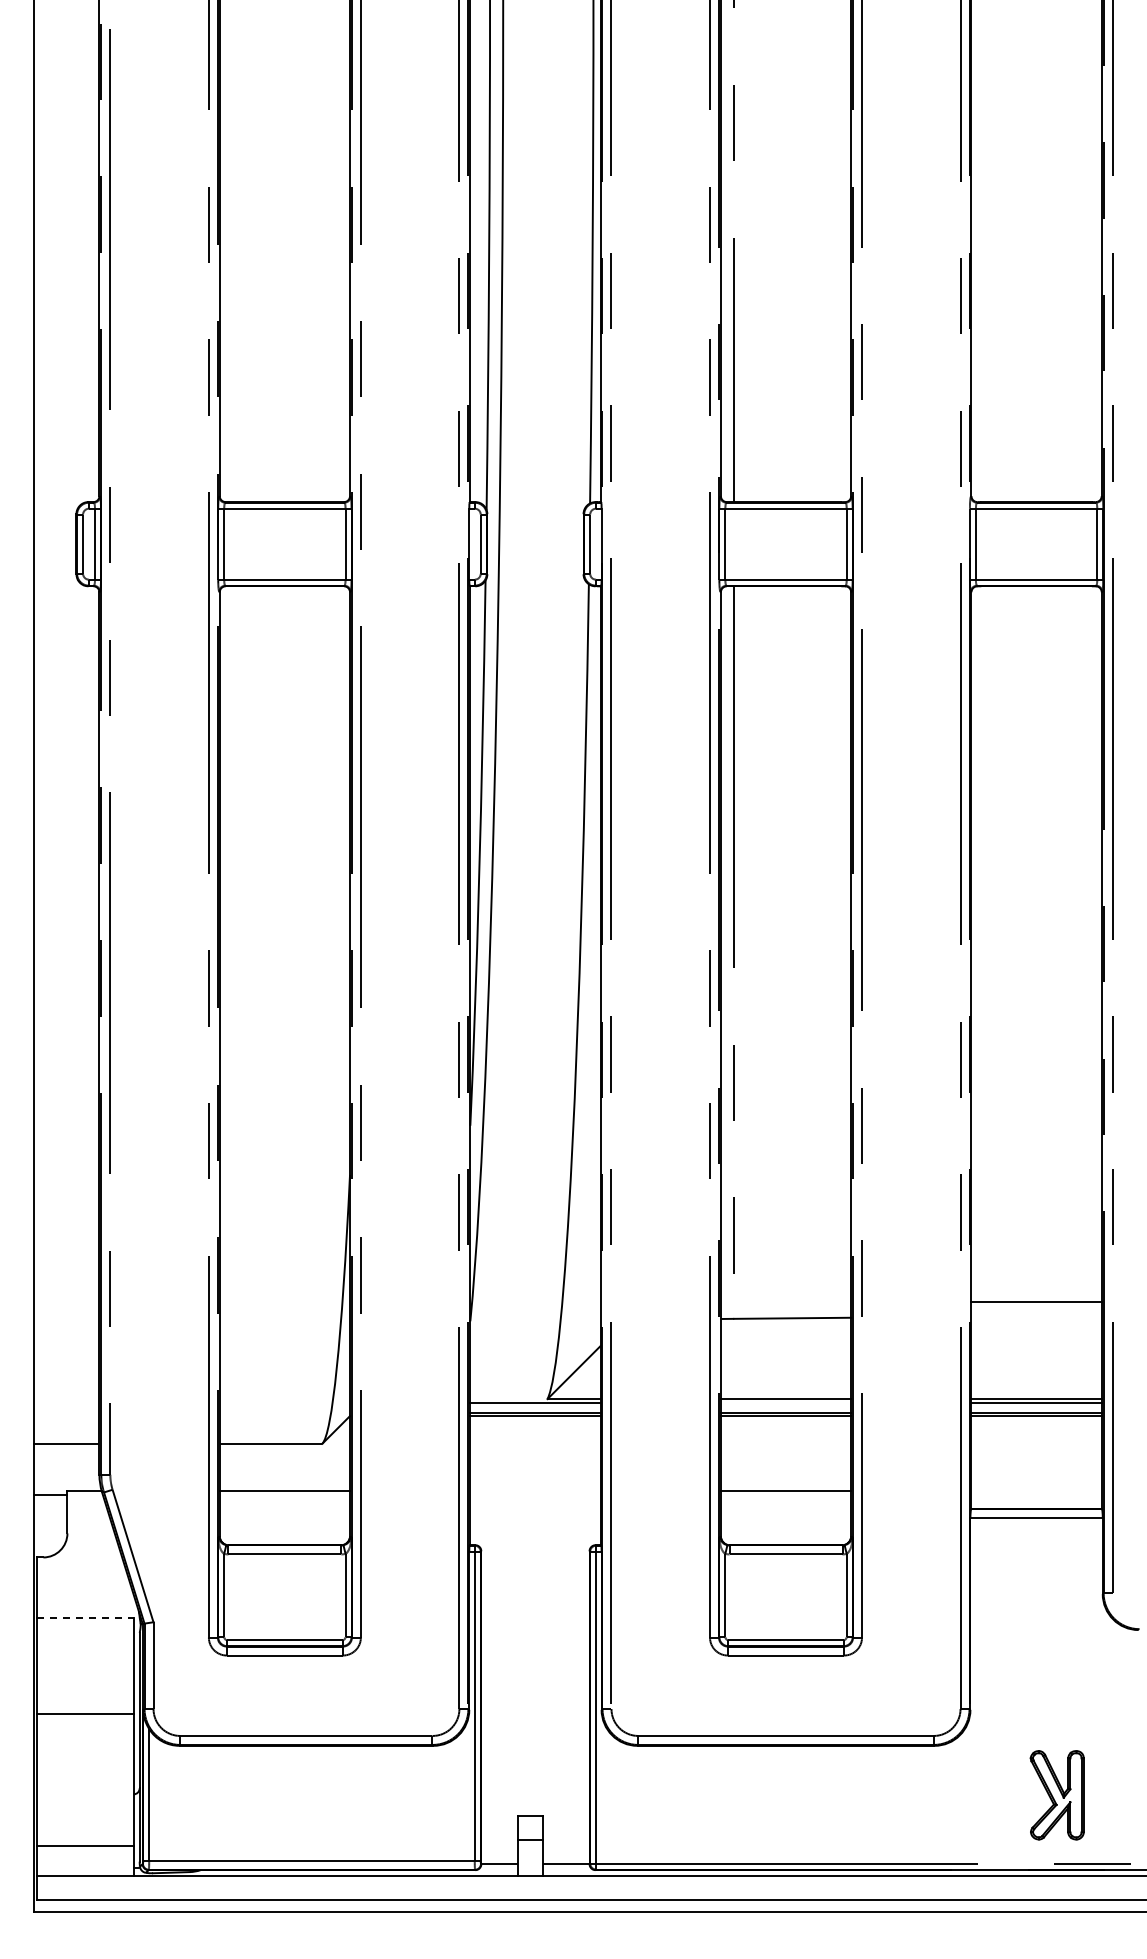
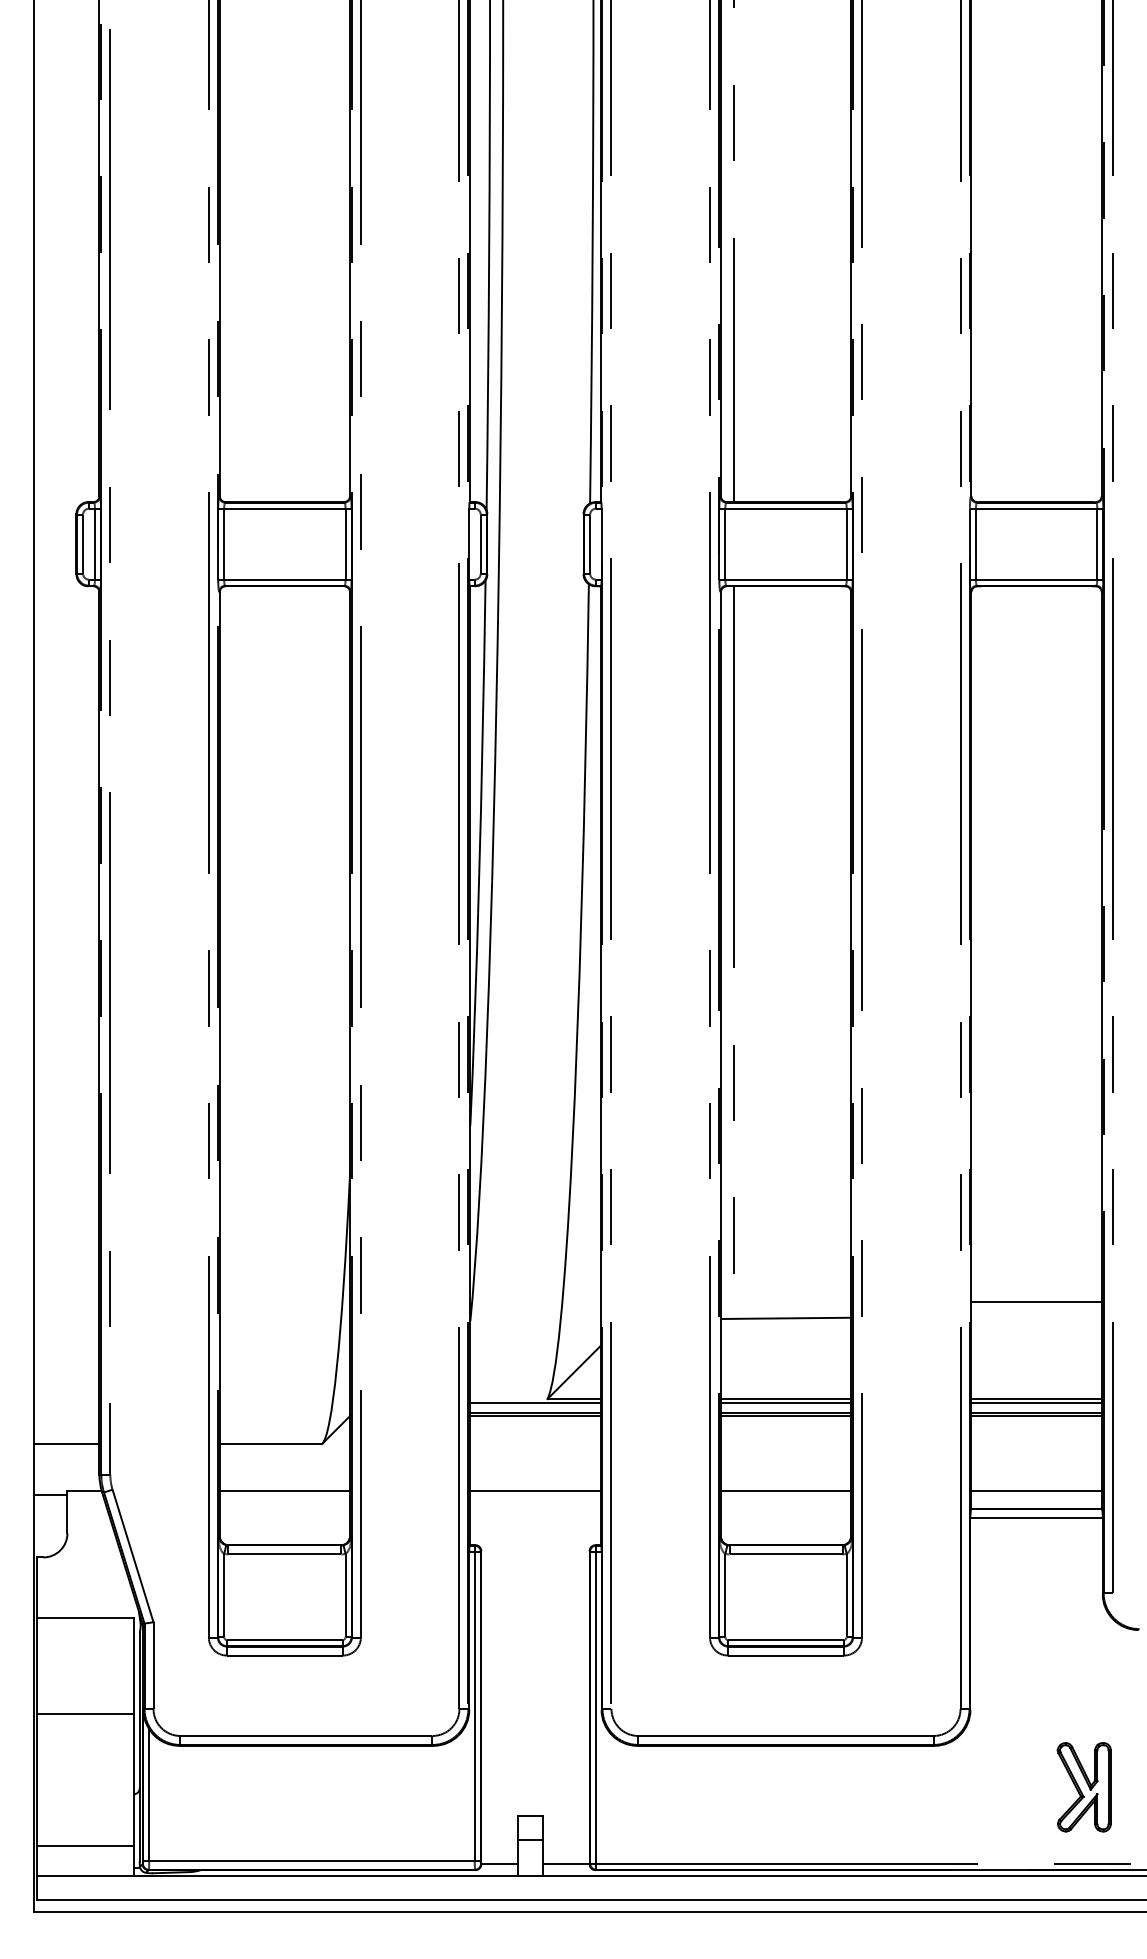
line: none -> present (785, 1402)
line: none -> present (535, 1491)
line: none -> present (1036, 1491)
line: dashed -> solid (85, 1617)
part position: (1056, 1795) -> (1083, 1787) (1083, 1787)
